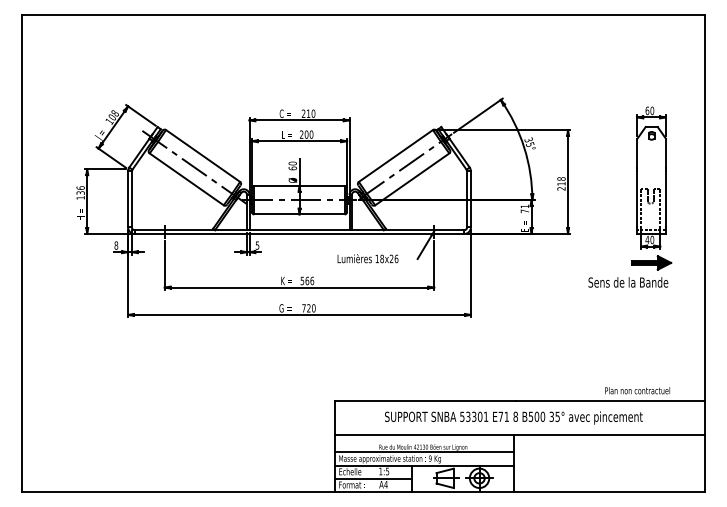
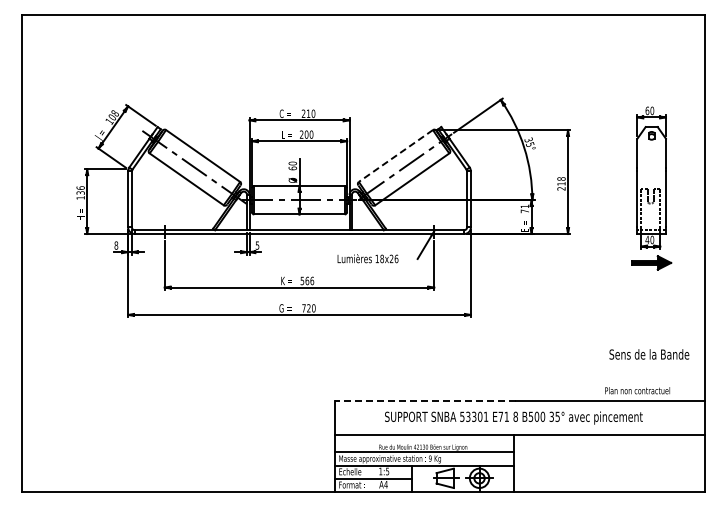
line: solid -> dashed (395, 156)
text position: (628, 282) -> (649, 354) (649, 354)
line: solid -> dashed (425, 401)
